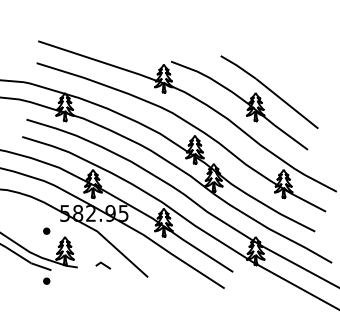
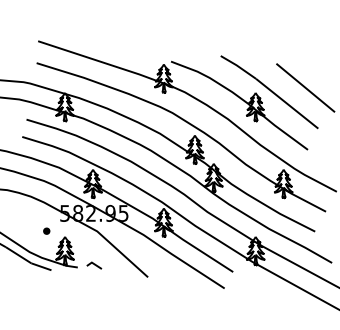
line: none -> present (305, 87)
line position: (103, 265) -> (94, 265) (94, 265)
part: present -> none (46, 280)
